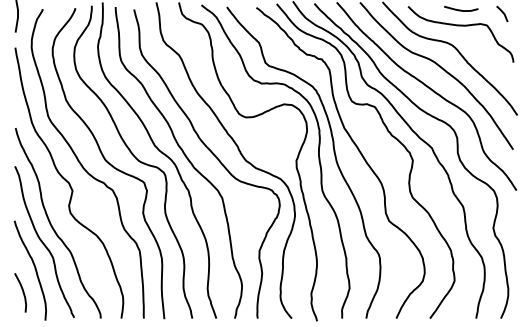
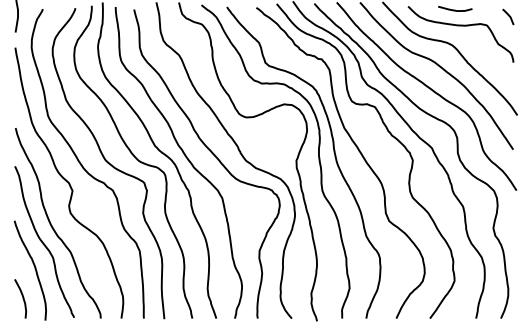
line position: (461, 9) -> (455, 9) (455, 9)
curve position: (502, 13) -> (508, 16) (508, 16)
curve position: (22, 292) -> (22, 298) (22, 298)
